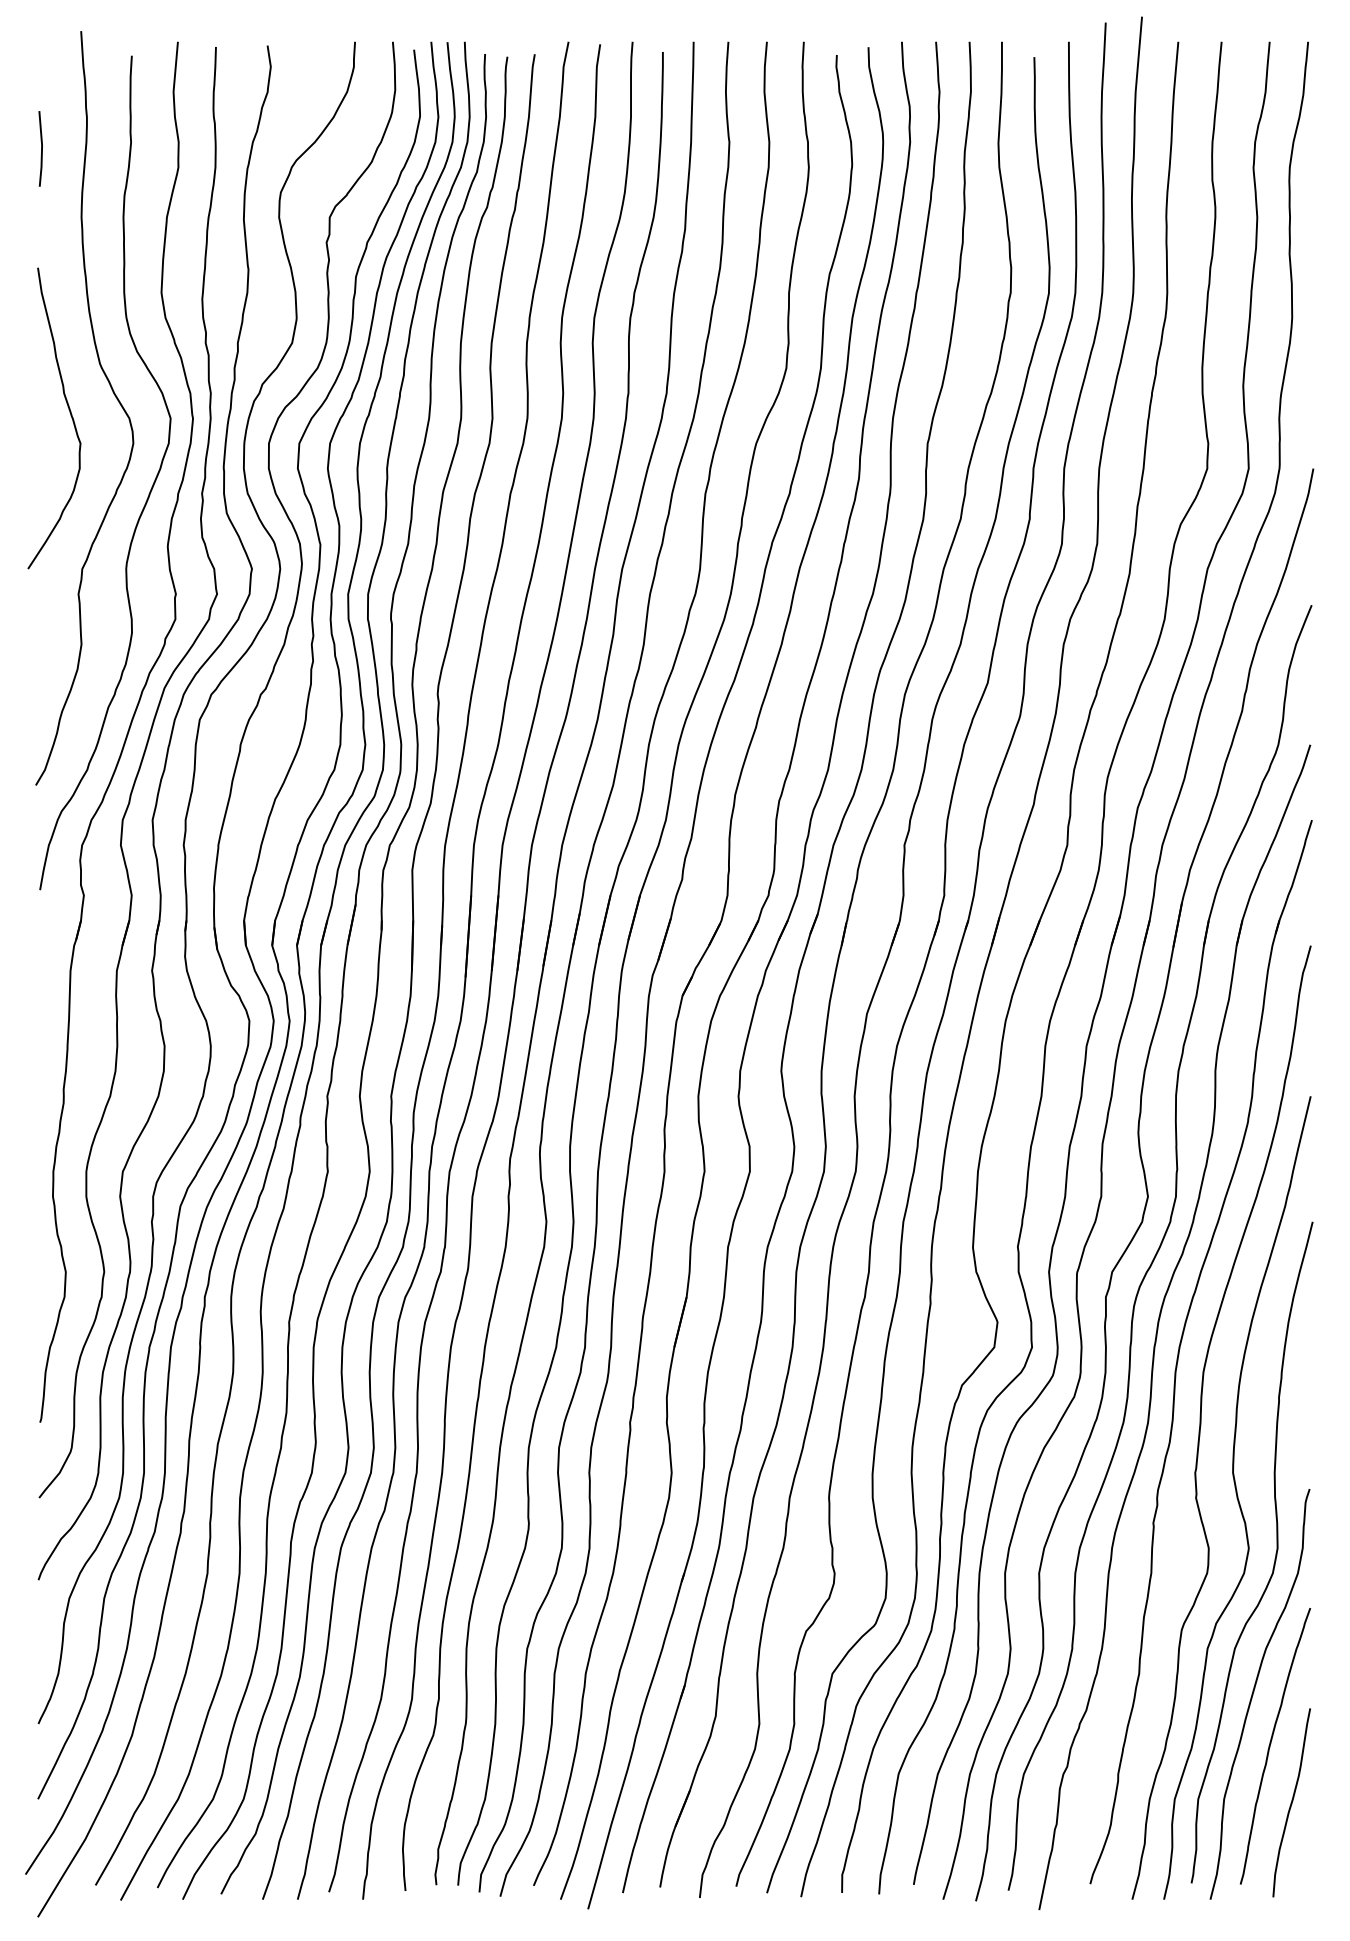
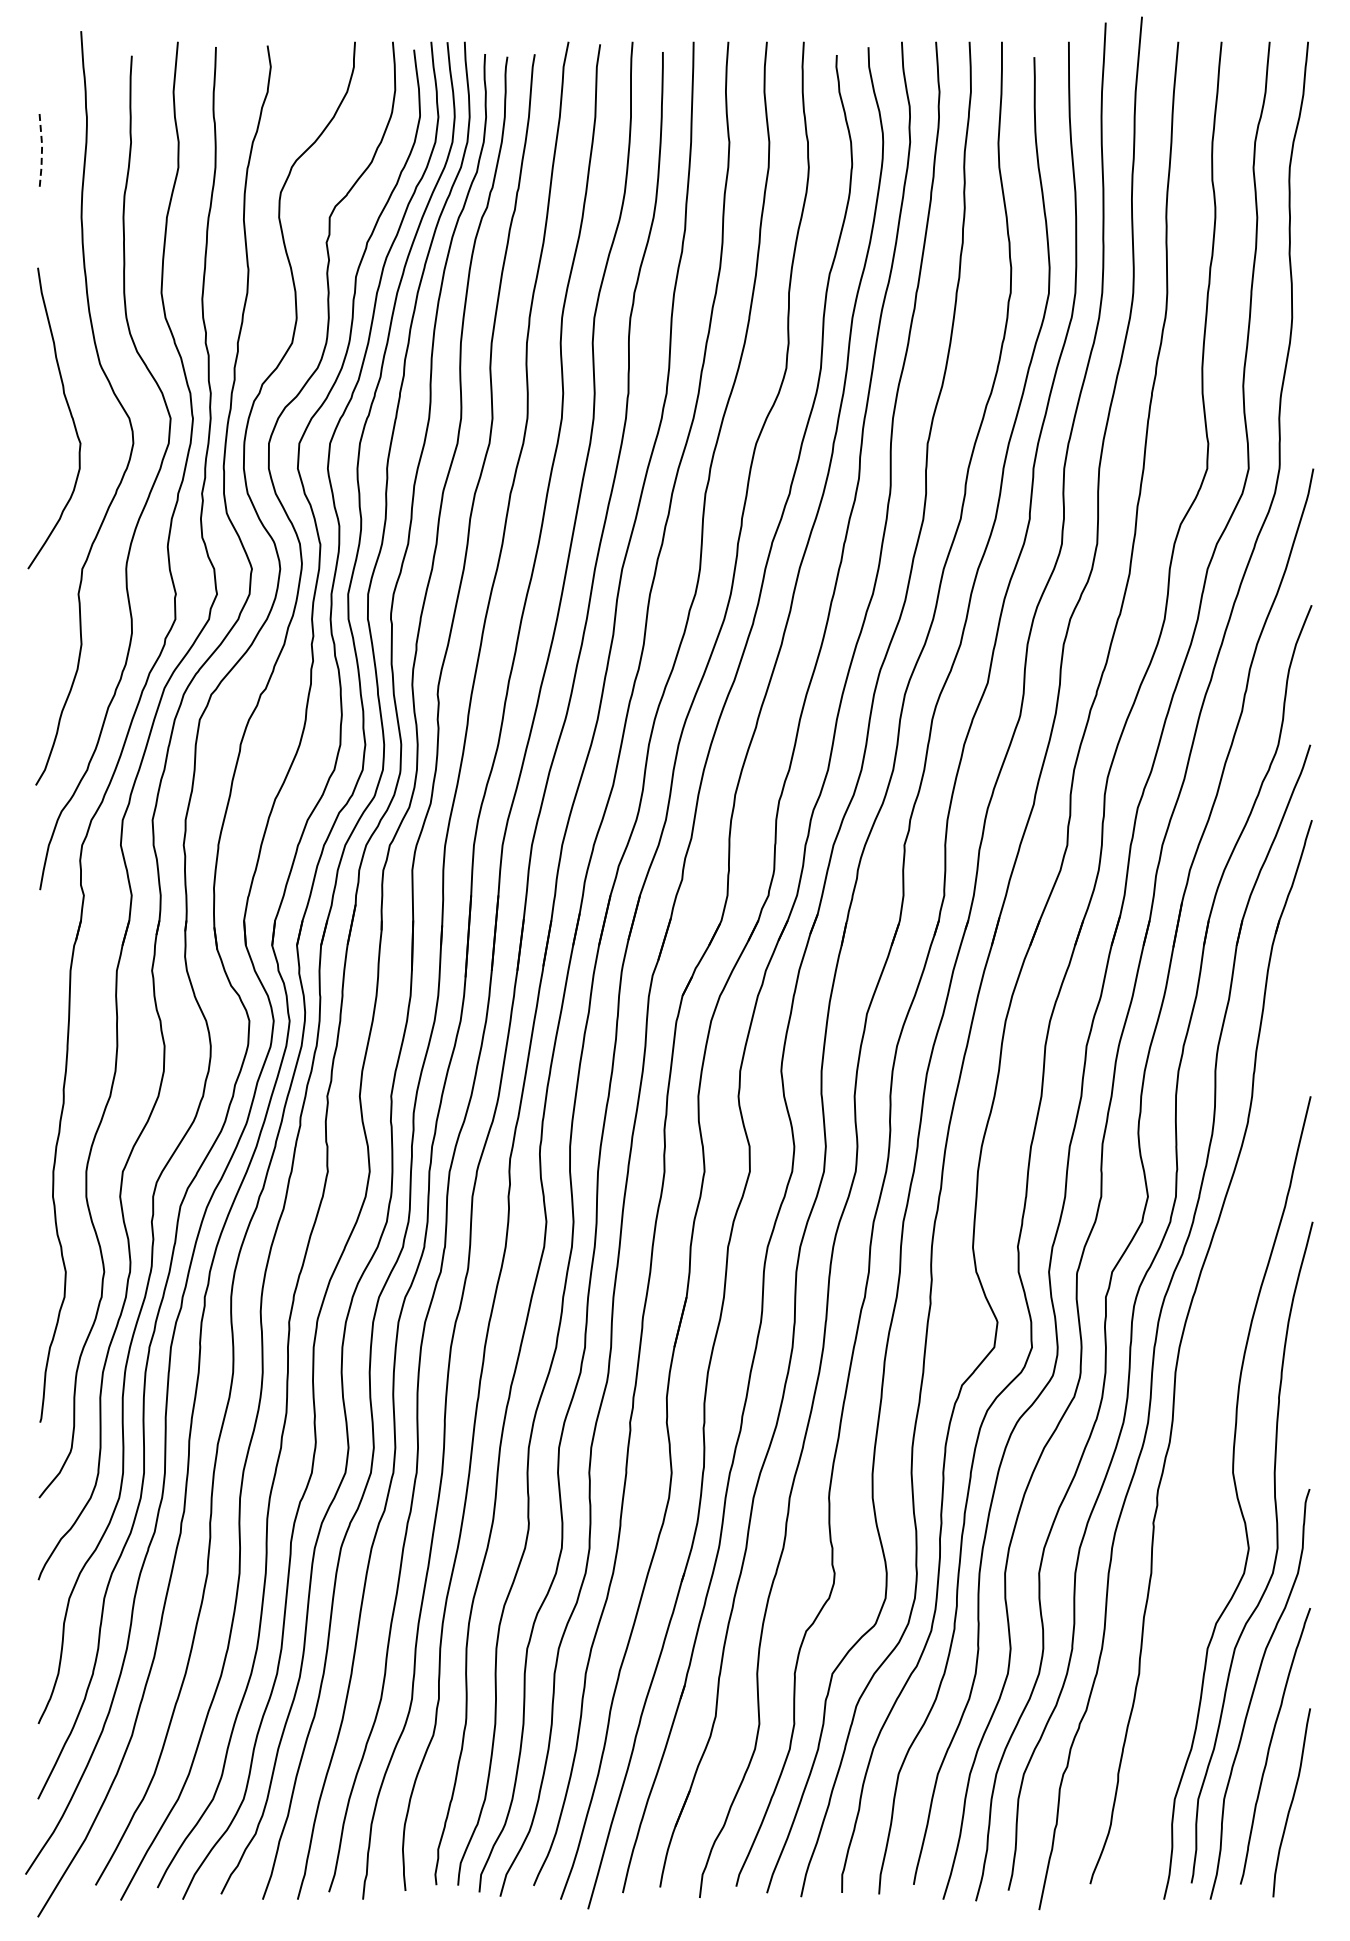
line: solid -> dashed (42, 148)
curve: present -> none (1201, 1422)
